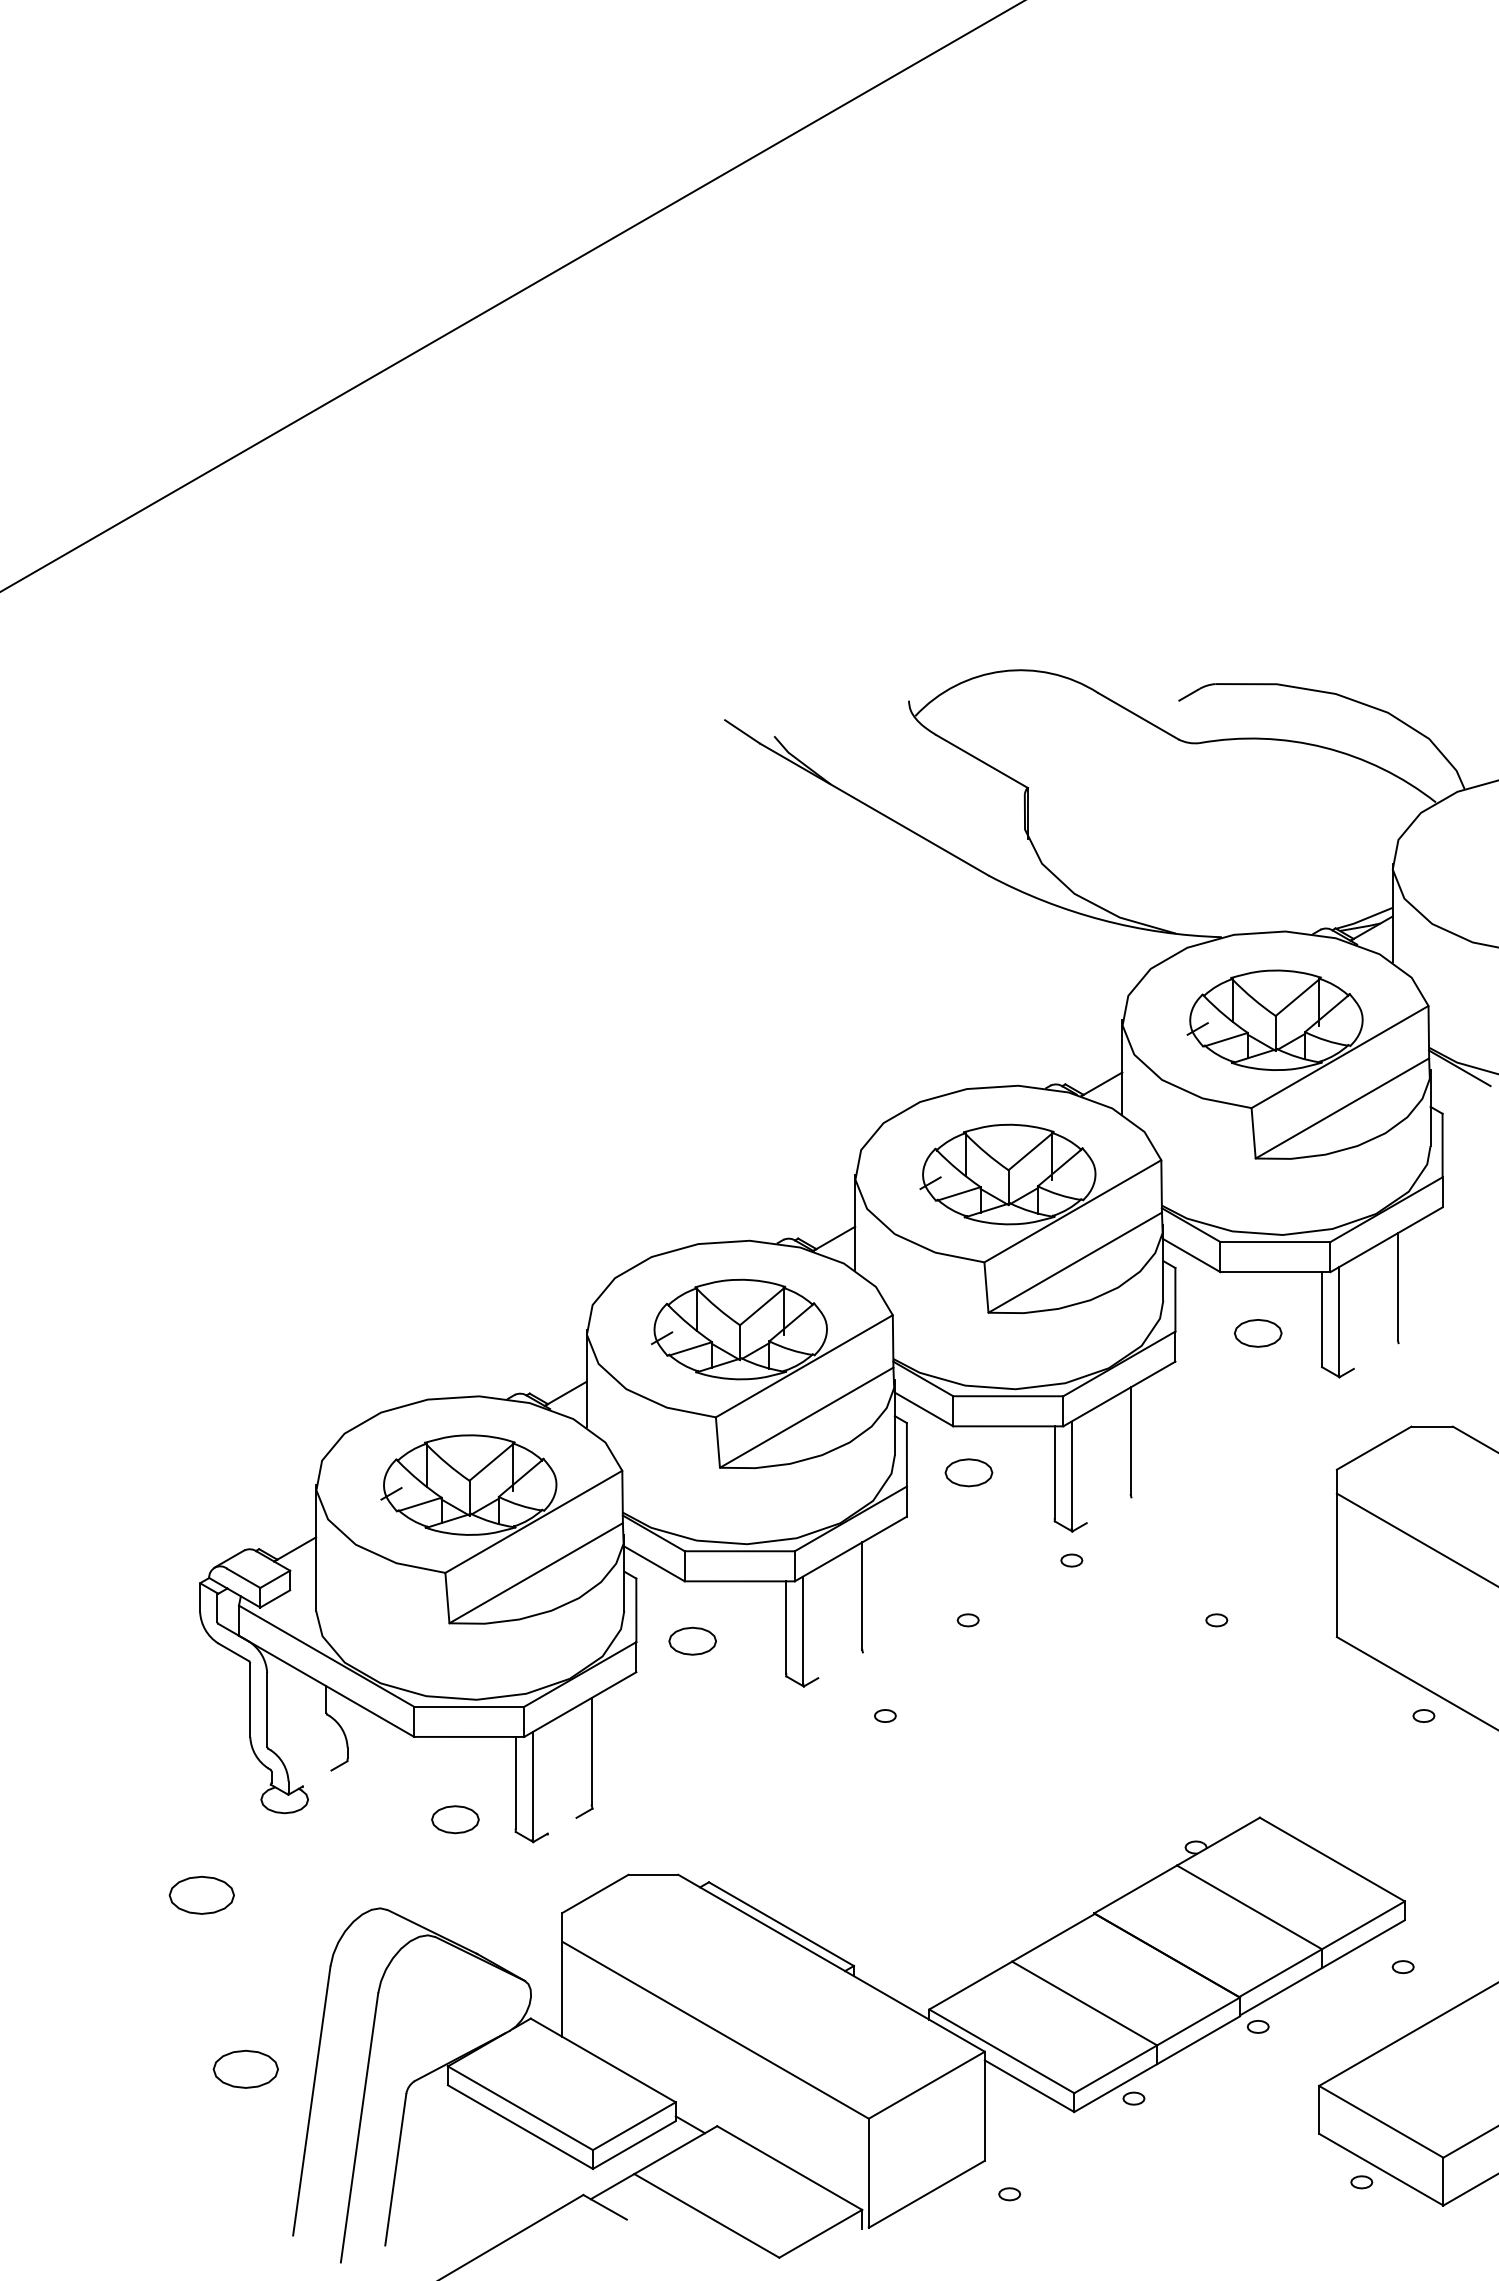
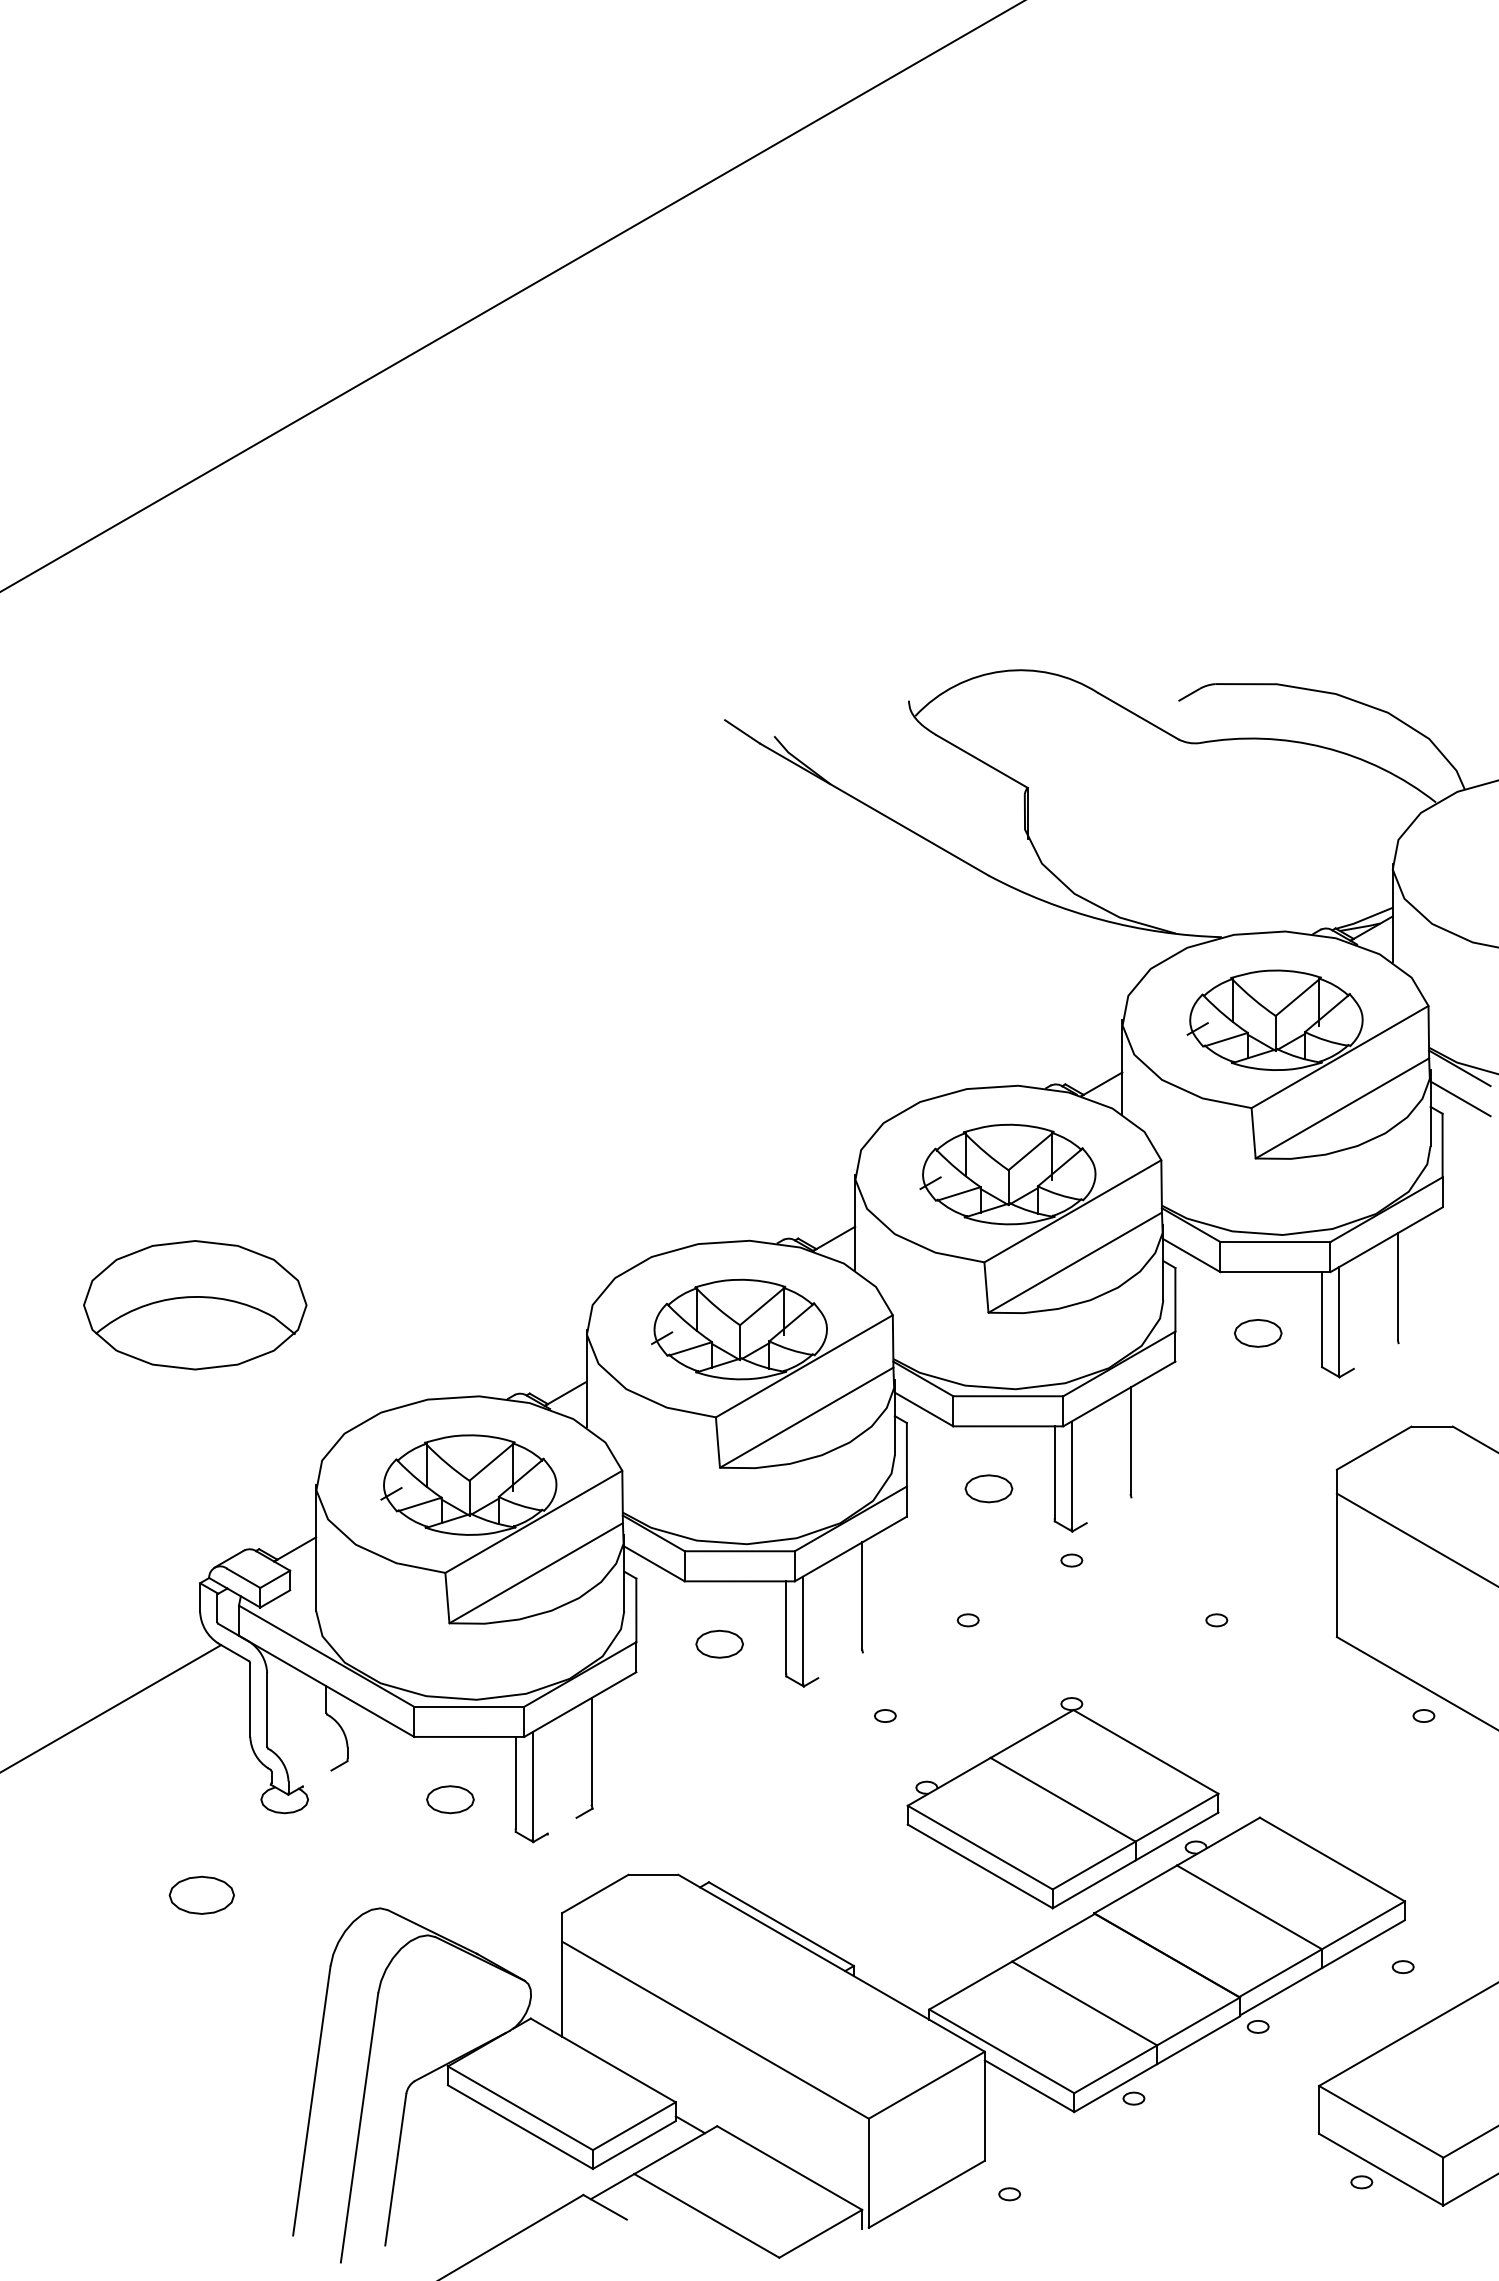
line: none -> present (1460, 1098)
part: none -> present (195, 1305)
part position: (968, 1472) -> (988, 1488) (988, 1488)
part position: (692, 1640) -> (719, 1643) (719, 1643)
line: none -> present (111, 1708)
part: none -> present (1062, 1803)
part position: (455, 1819) -> (450, 1799) (450, 1799)
part: present -> none (245, 2068)
